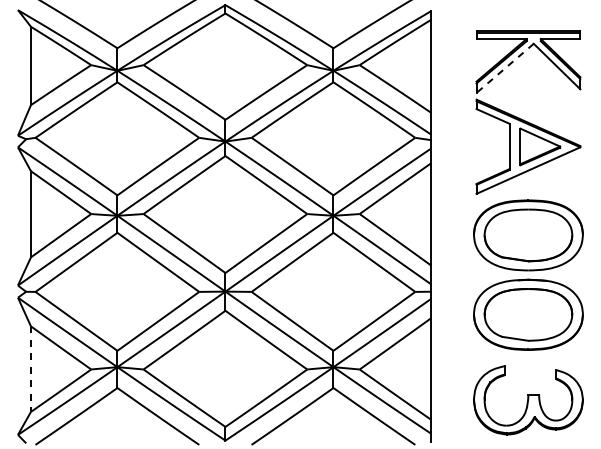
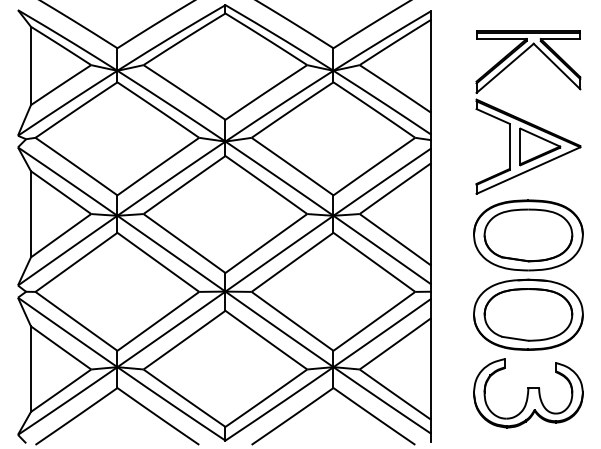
line: dashed -> solid (505, 68)
line: dashed -> solid (30, 369)
part position: (528, 400) -> (528, 393) (528, 393)
